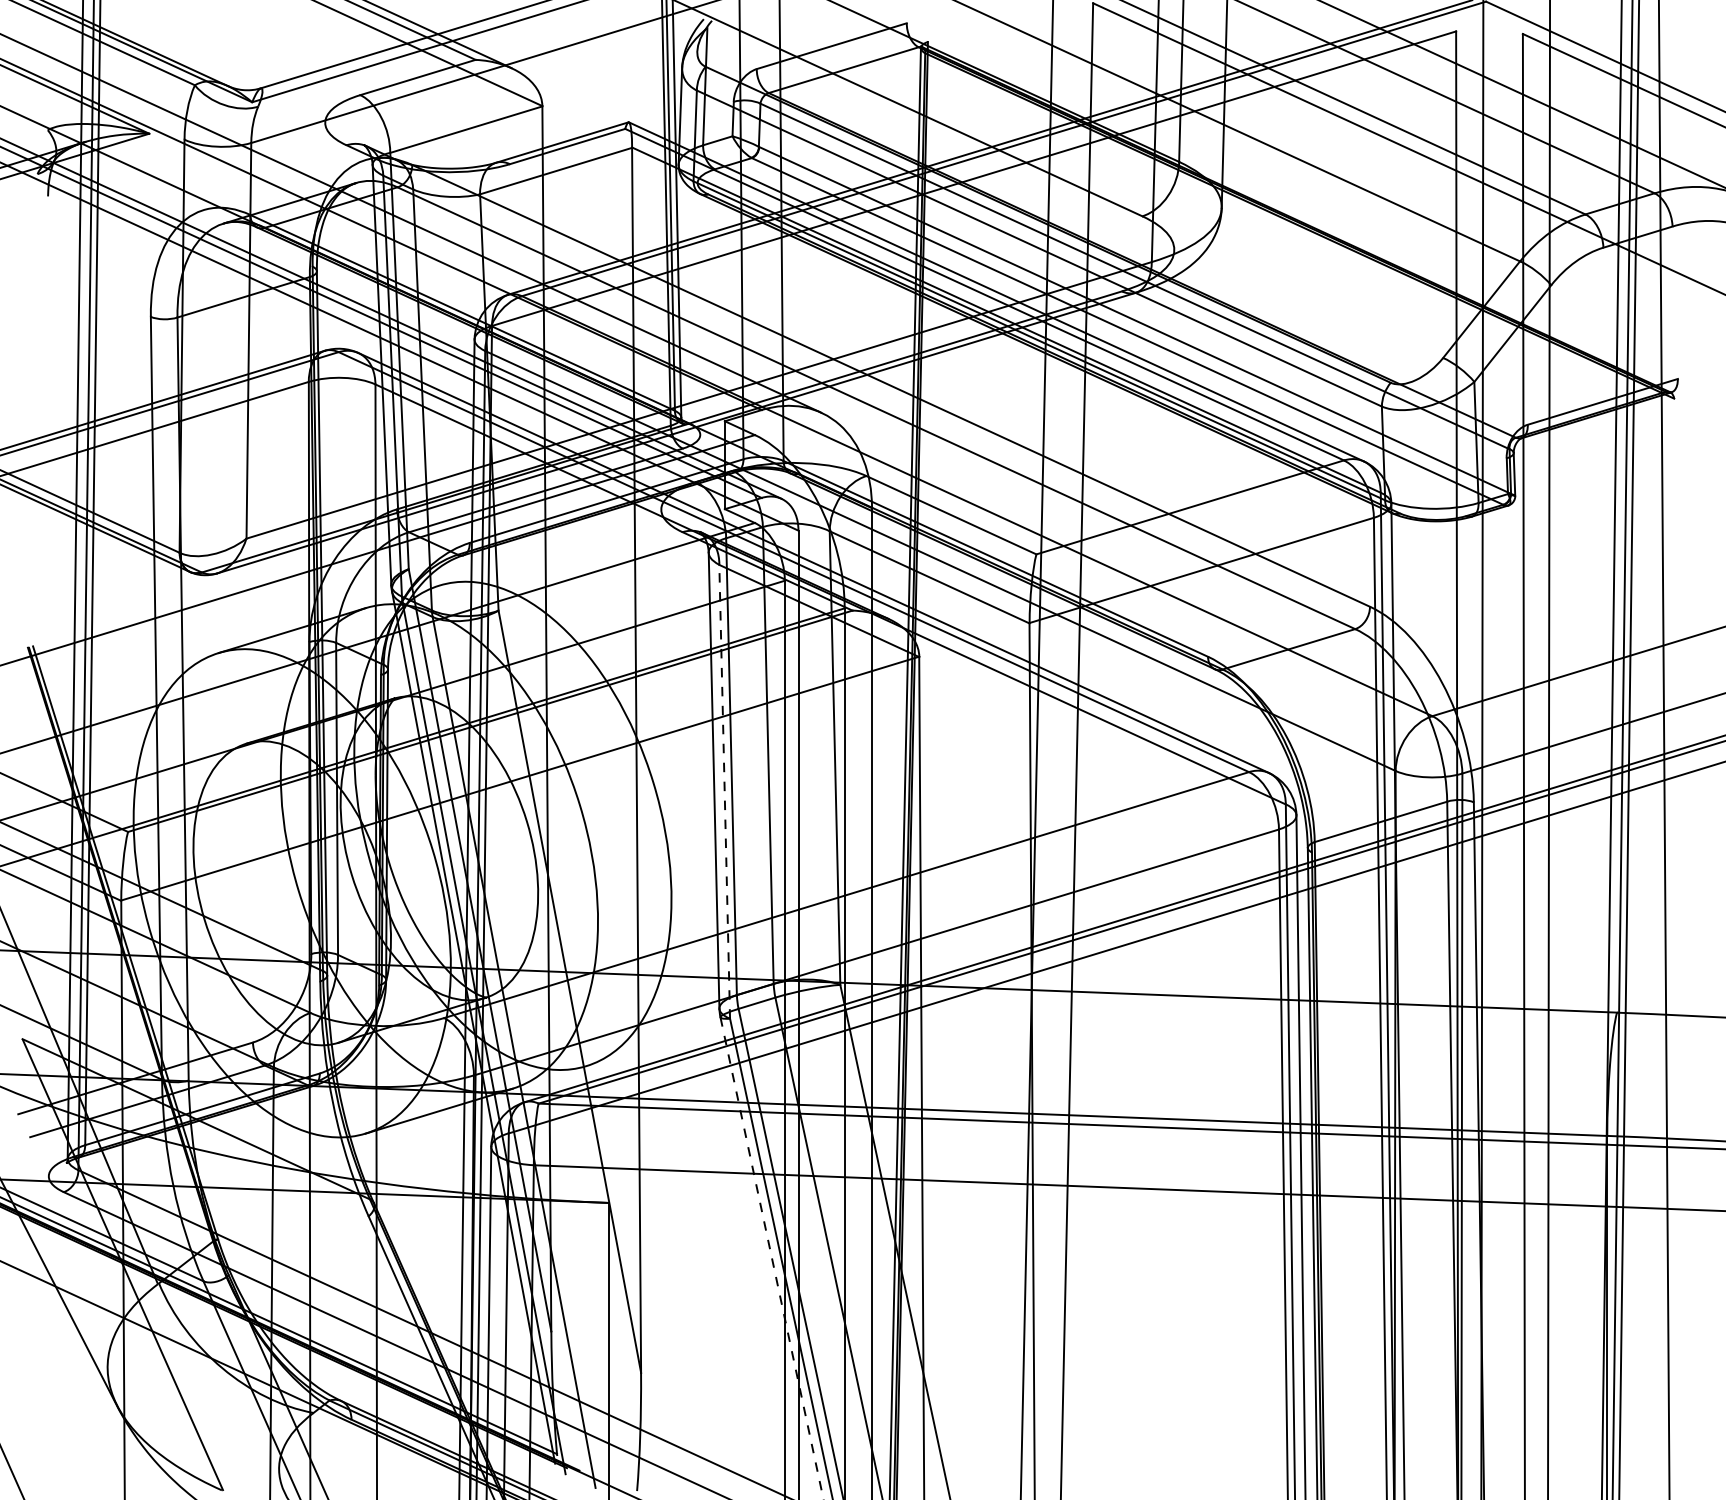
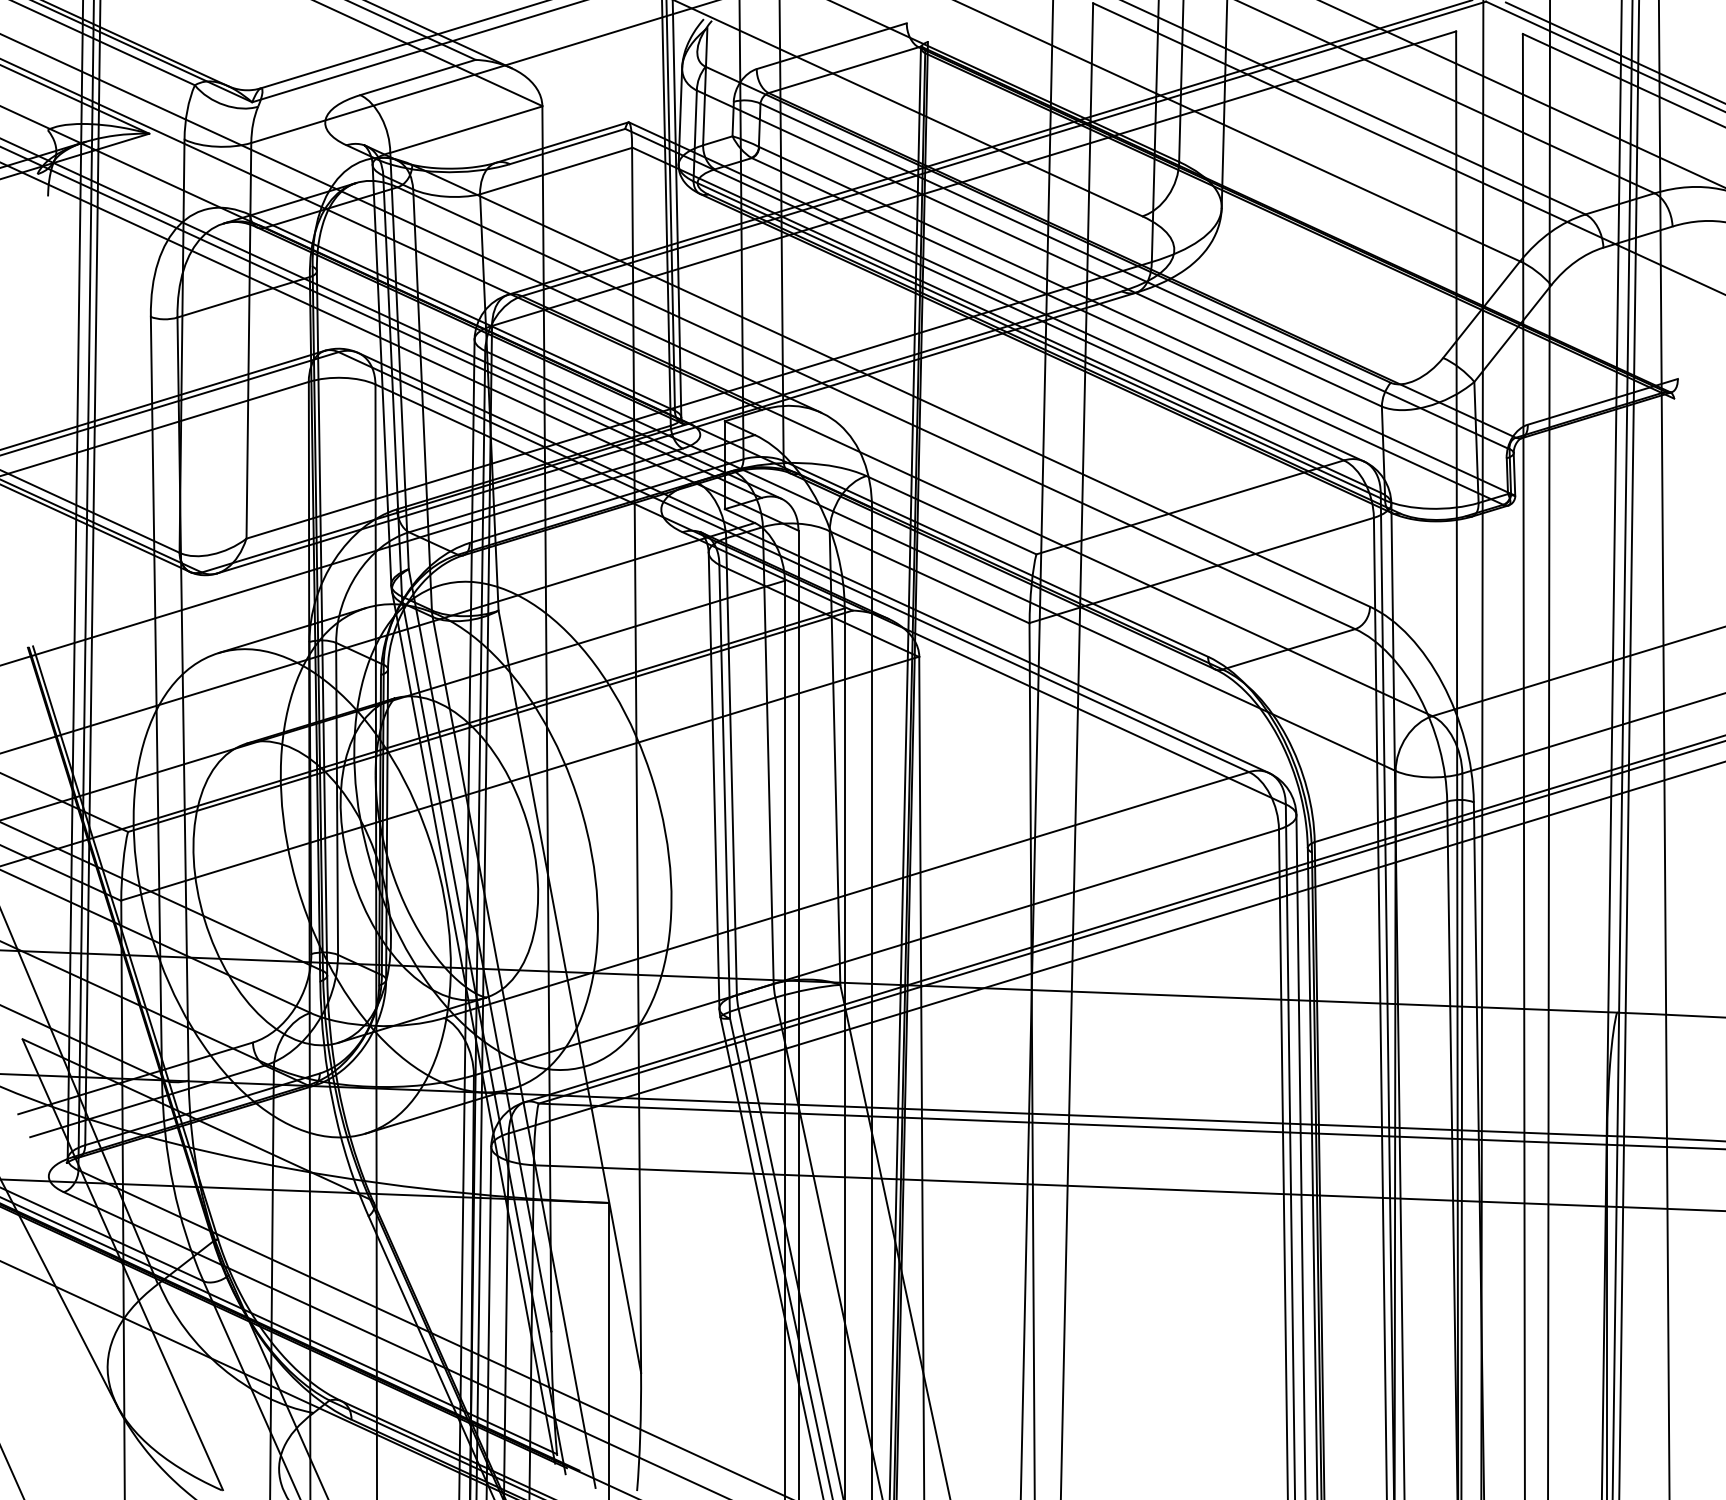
line: none -> present (1613, 52)
line: dashed -> solid (724, 791)
line: dashed -> solid (772, 1258)
